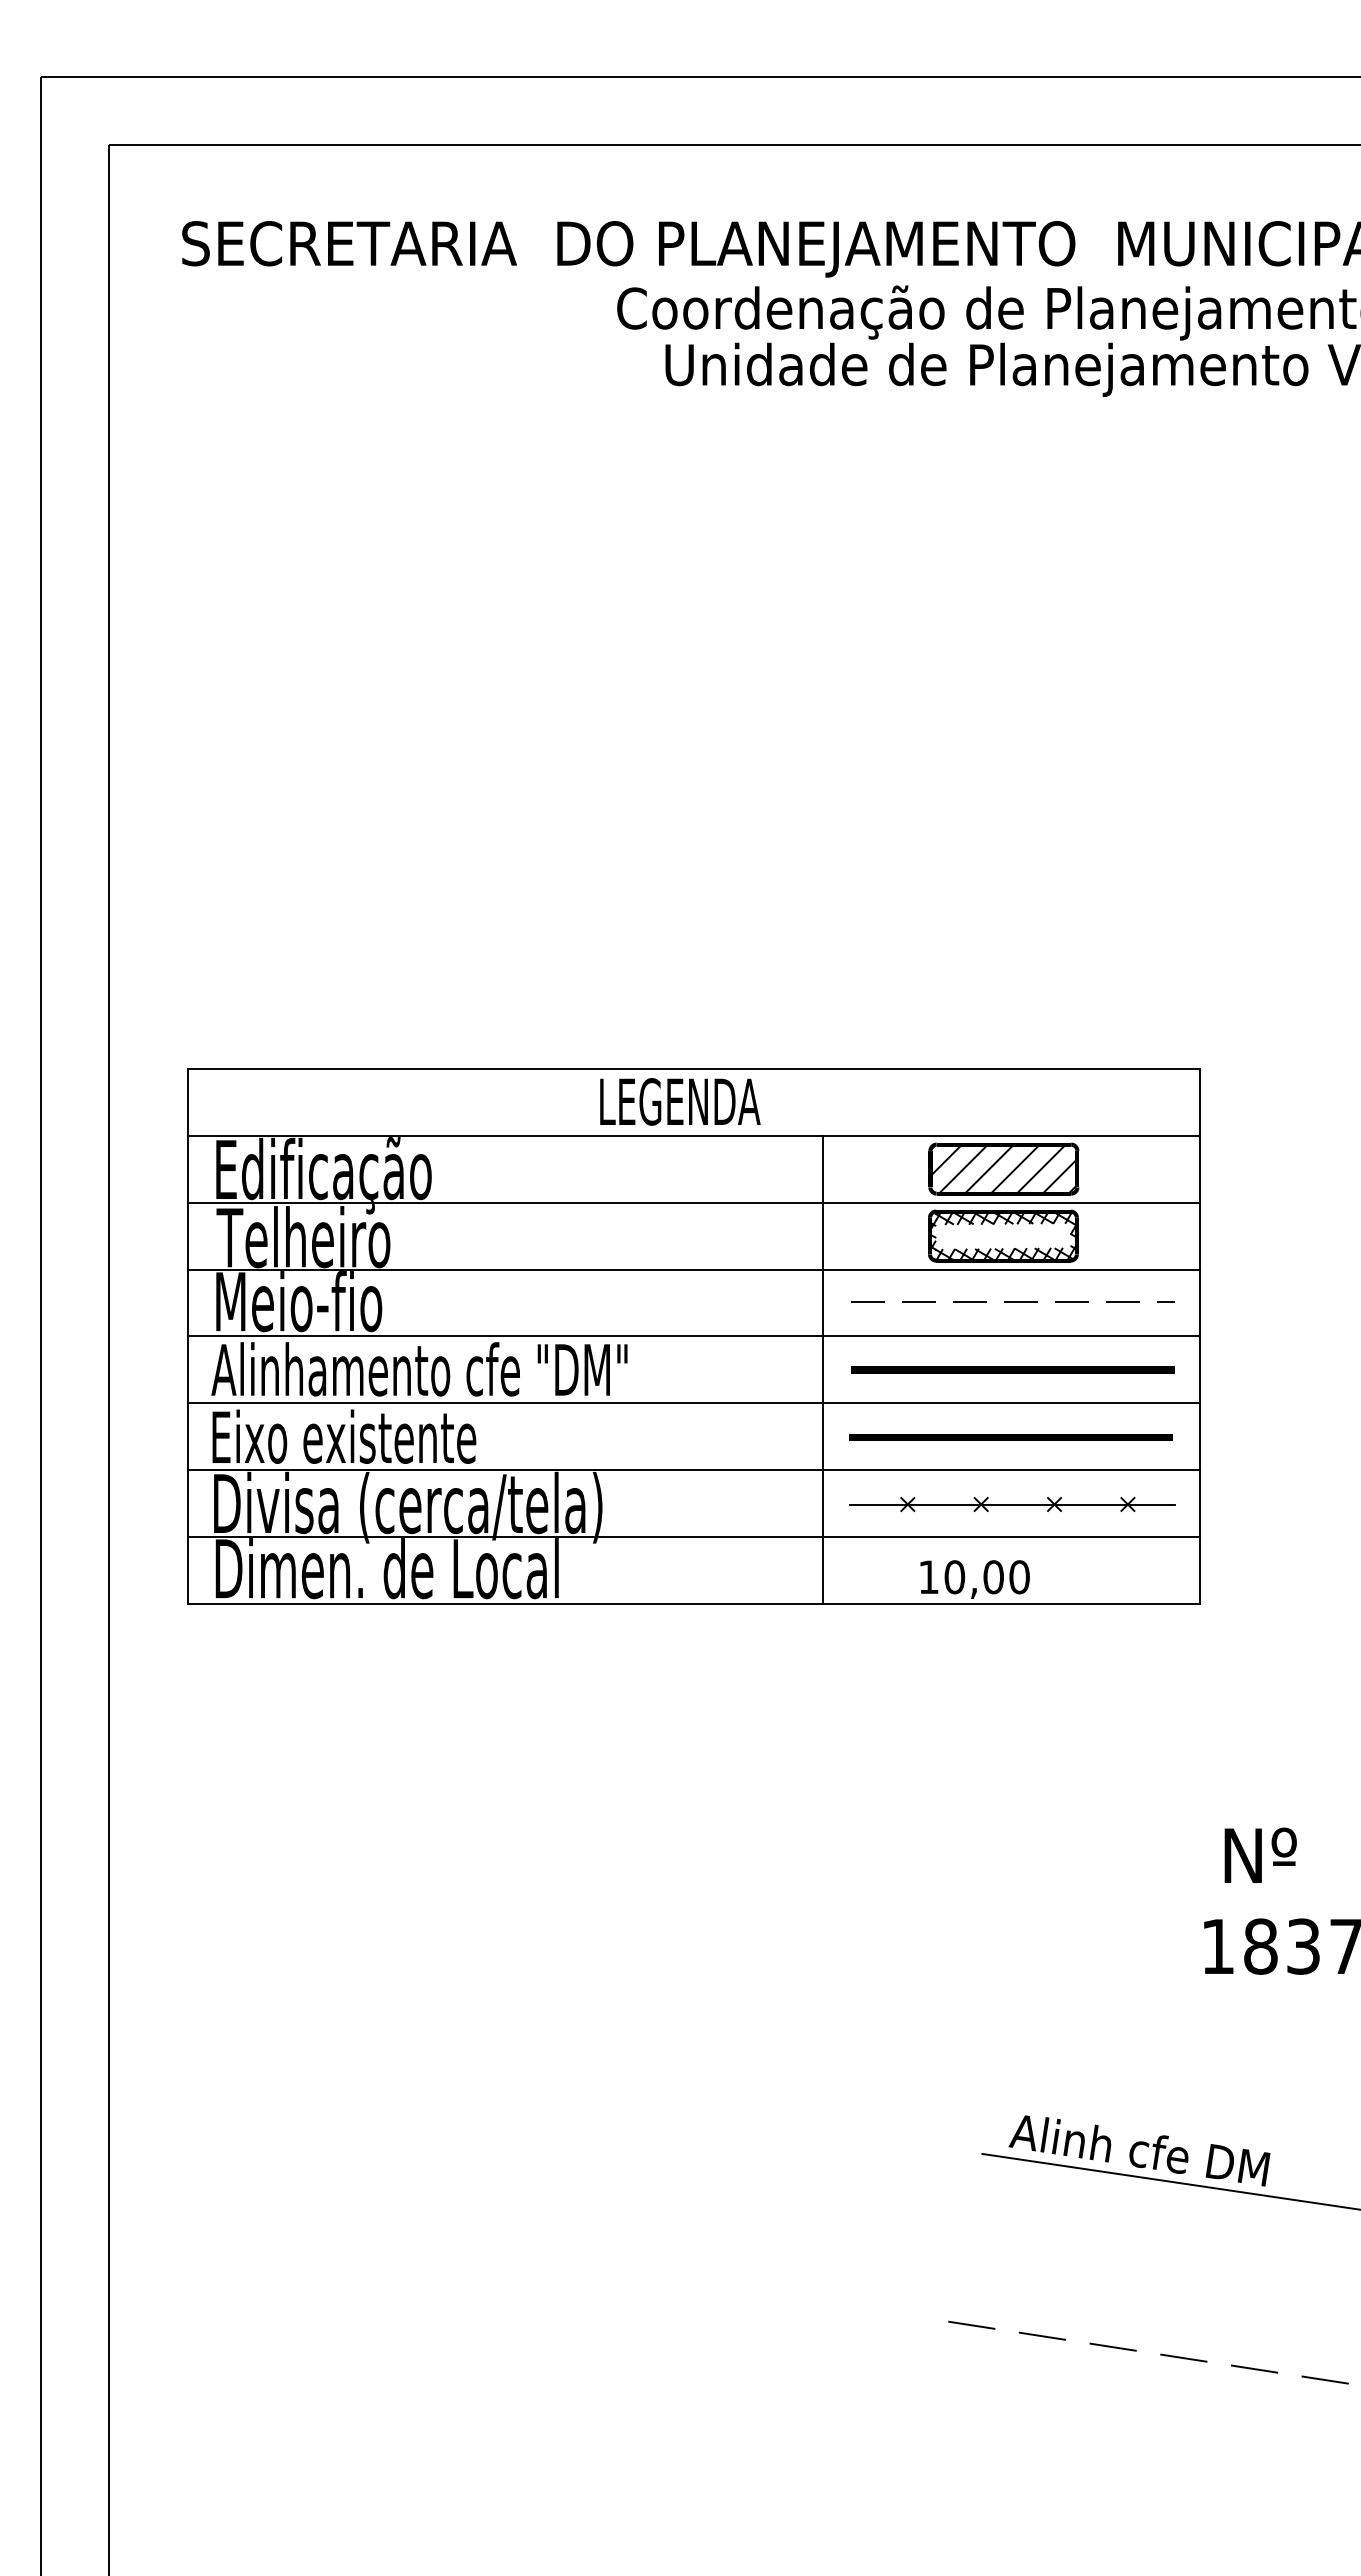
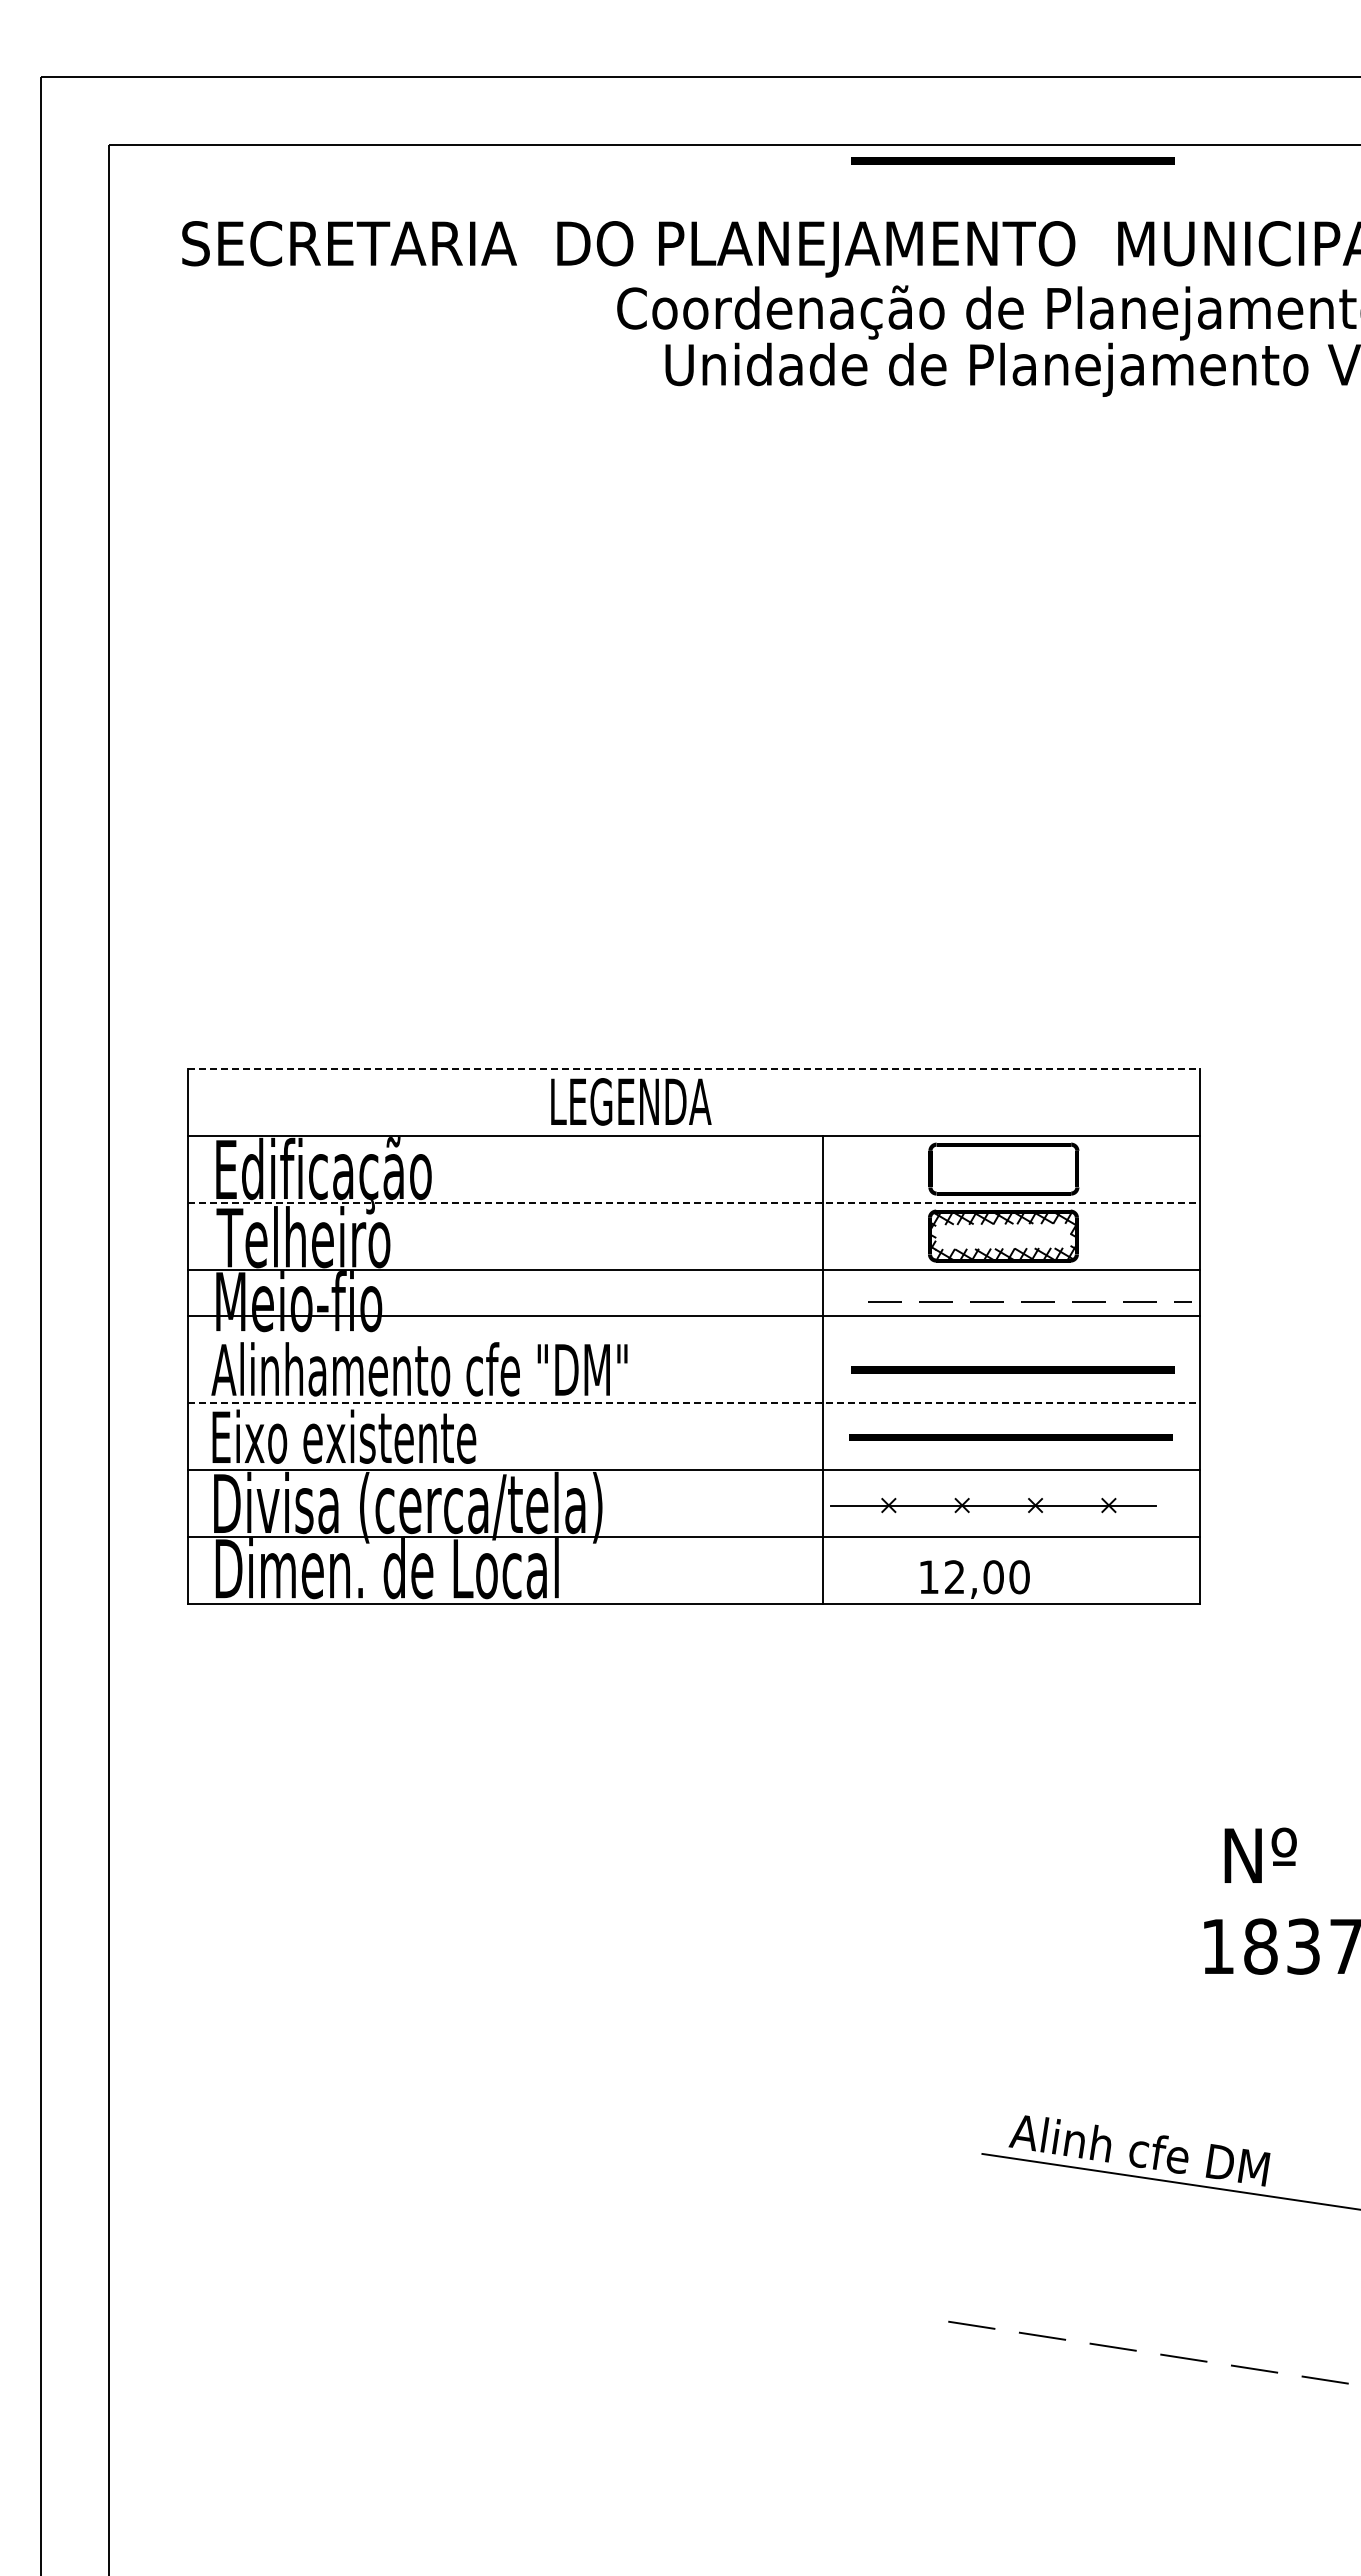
line: none -> present (1012, 160)
line: solid -> dashed (694, 1069)
text position: (680, 1101) -> (631, 1101) (631, 1101)
hatch: present -> none (1003, 1168)
line: solid -> dashed (694, 1202)
line position: (1012, 1301) -> (1029, 1301) (1029, 1301)
line position: (693, 1336) -> (693, 1316) (693, 1316)
line: solid -> dashed (694, 1403)
part position: (1012, 1504) -> (993, 1505) (993, 1505)
text: 10,00 -> 12,00 (954, 1577)
